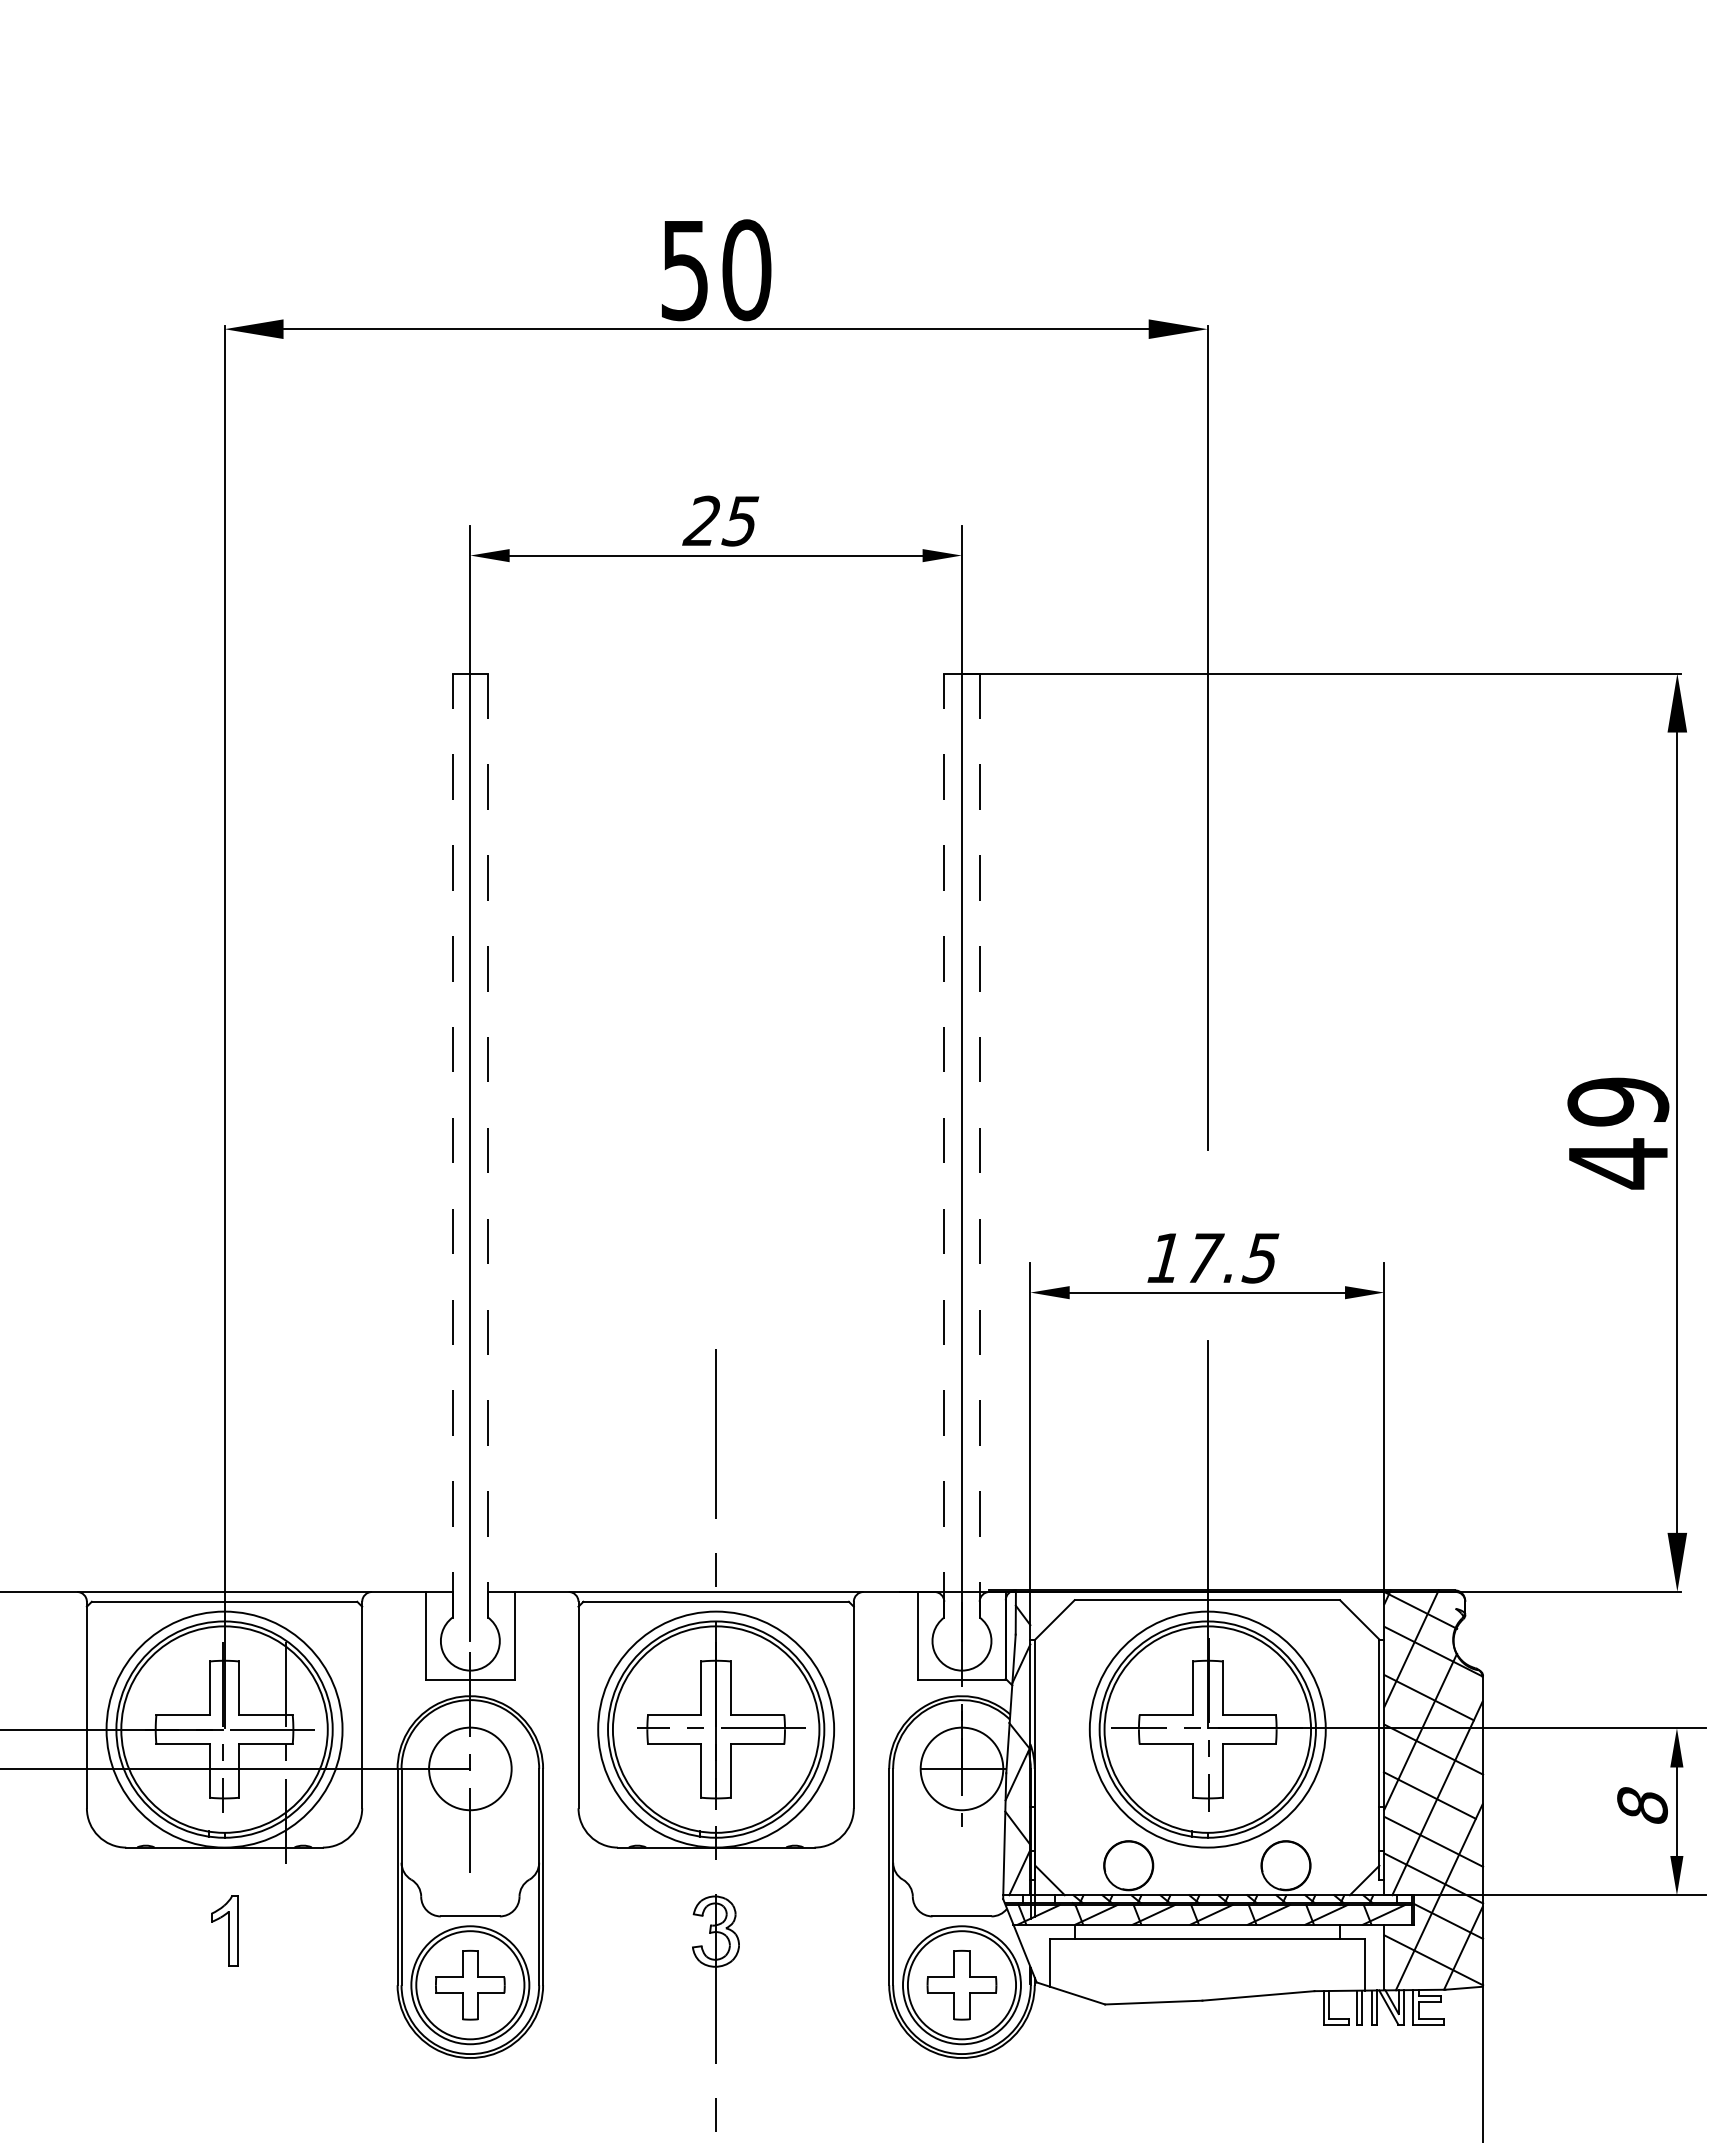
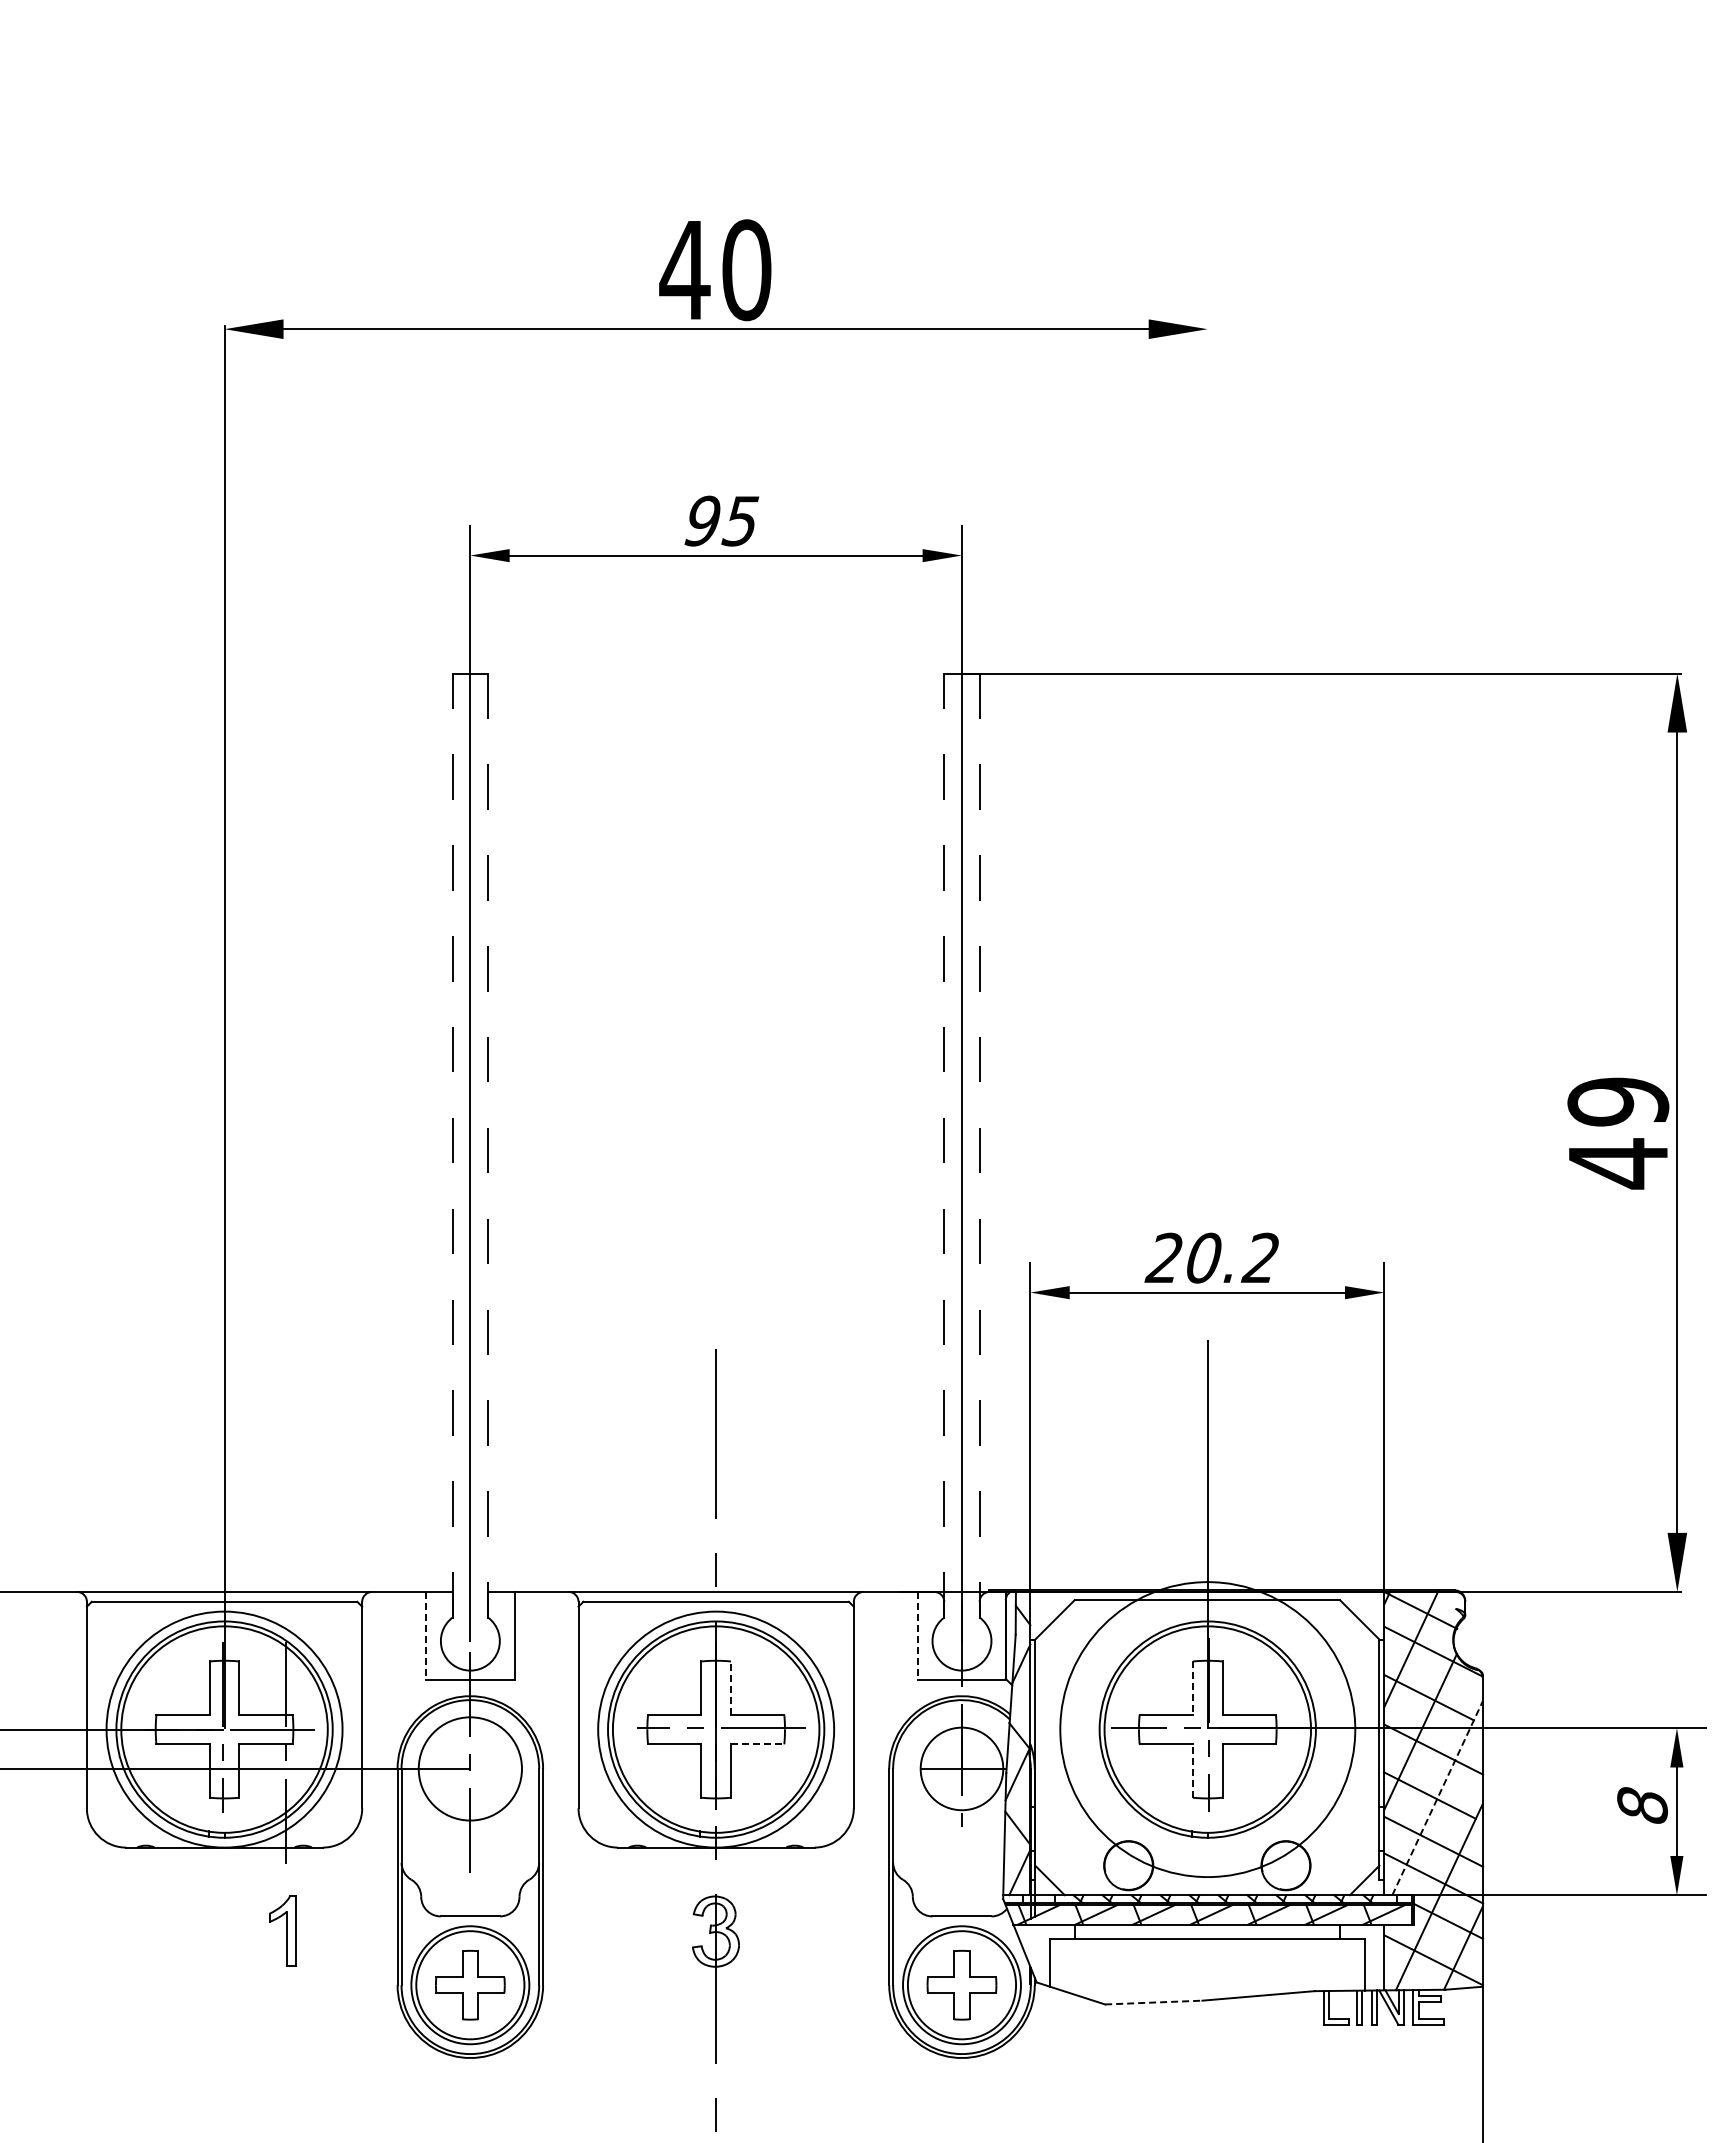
text: 50 -> 40 (684, 271)
text: 25 -> 95 (701, 520)
line: present -> none (1207, 737)
text: 17.5 -> 20.2 (1211, 1257)
line: solid -> dashed (426, 1636)
line: solid -> dashed (917, 1636)
line: solid -> dashed (730, 1688)
line: solid -> dashed (1193, 1688)
circle diameter: 236 px -> 295 px (1207, 1729)
line: solid -> dashed (757, 1744)
circle diameter: 83 px -> 103 px (469, 1768)
line: solid -> dashed (1193, 1771)
line: solid -> dashed (1437, 1798)
part position: (224, 1930) -> (282, 1930) (282, 1930)
line: solid -> dashed (1153, 2002)
